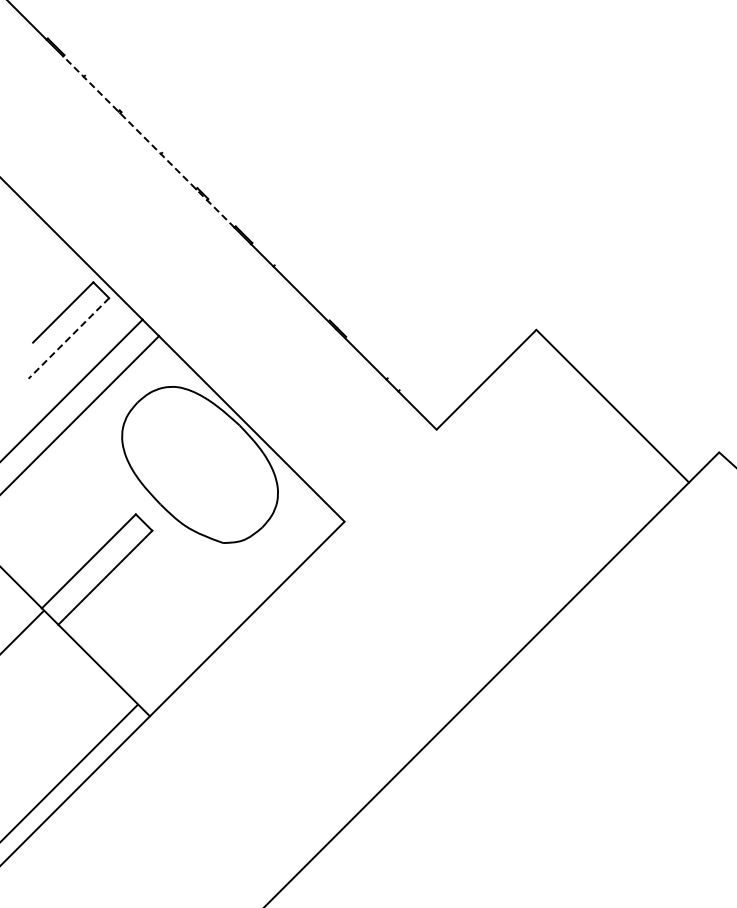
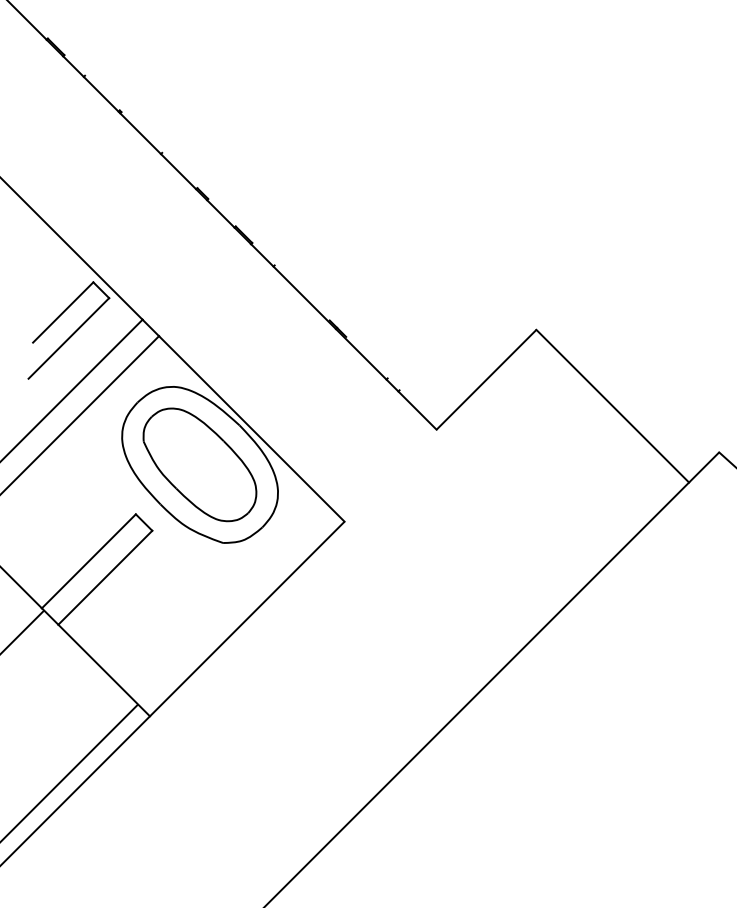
line: dashed -> solid (148, 141)
line: dashed -> solid (68, 338)
part: none -> present (199, 464)
